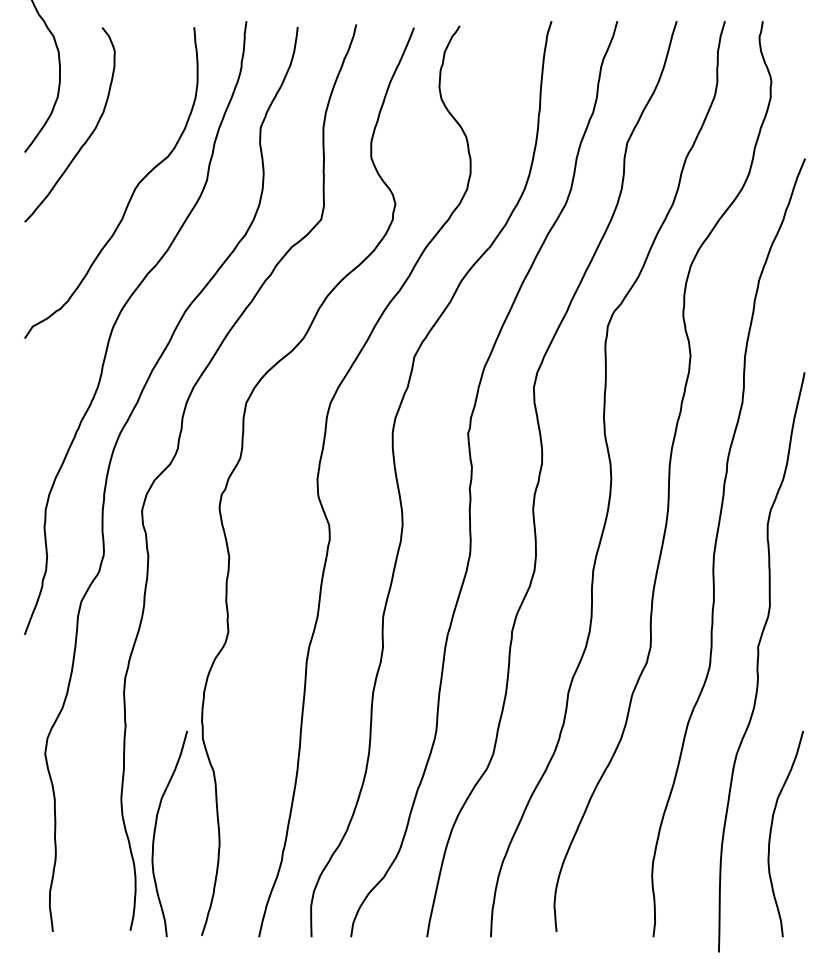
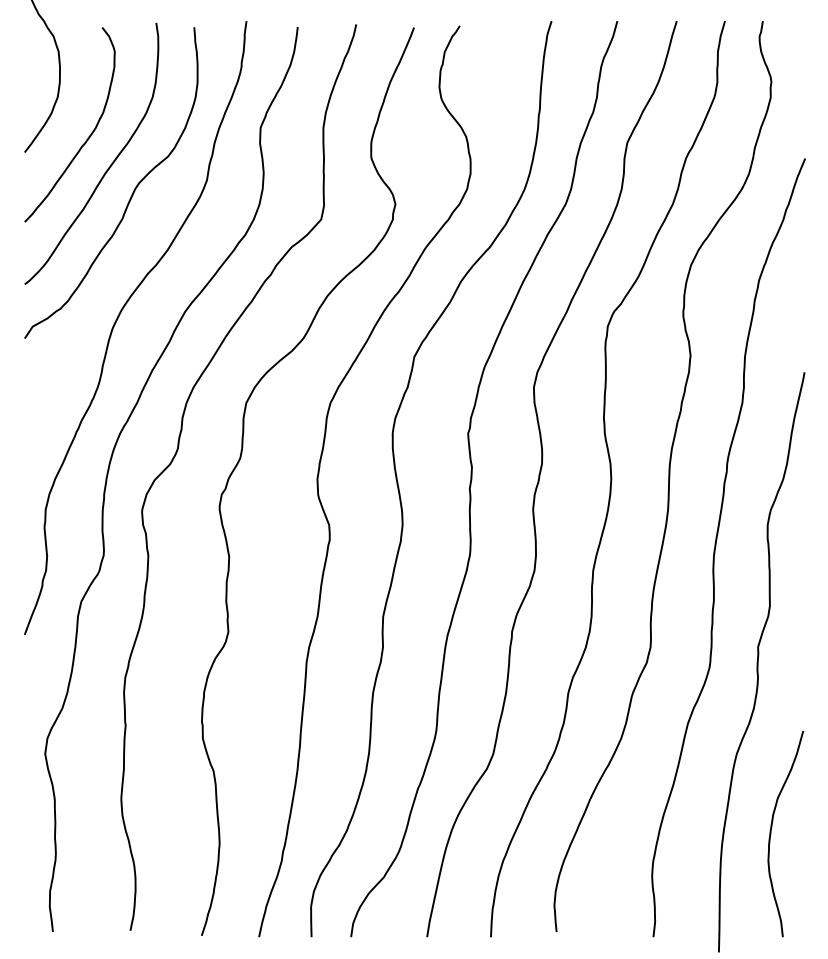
curve: none -> present (107, 168)
curve: present -> none (155, 833)
